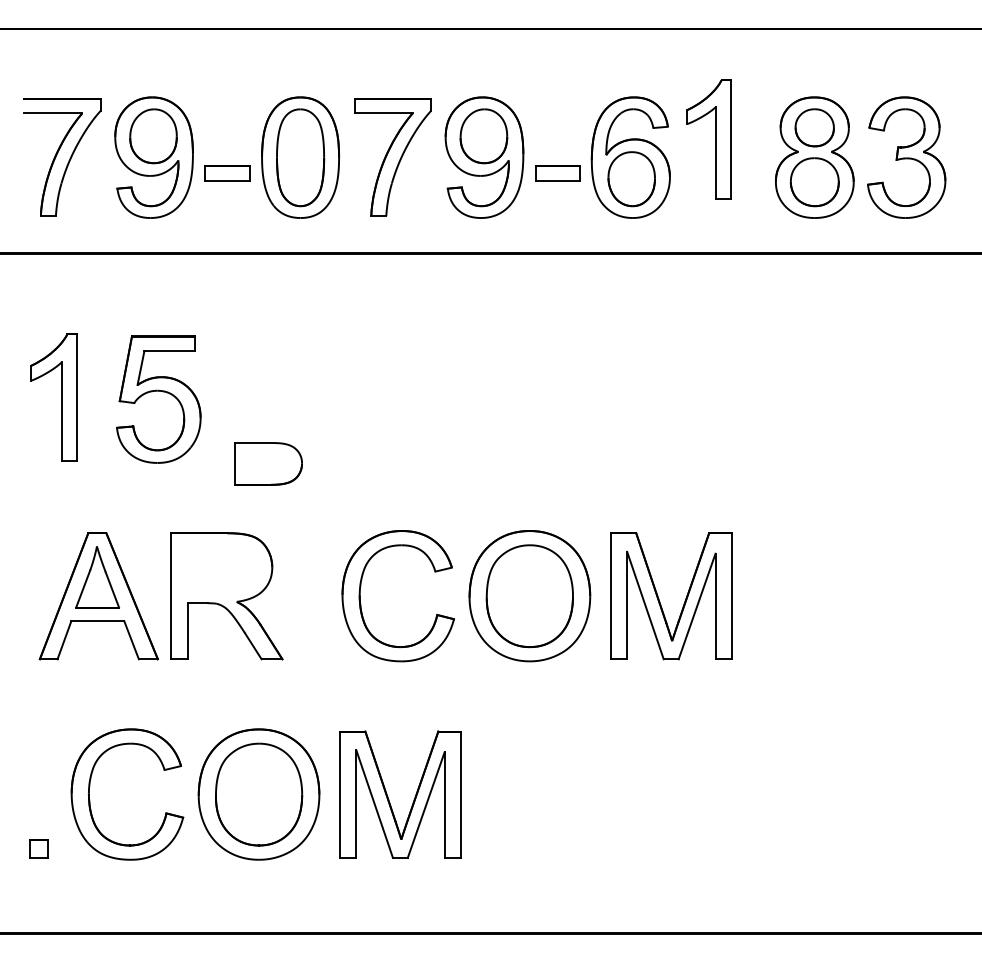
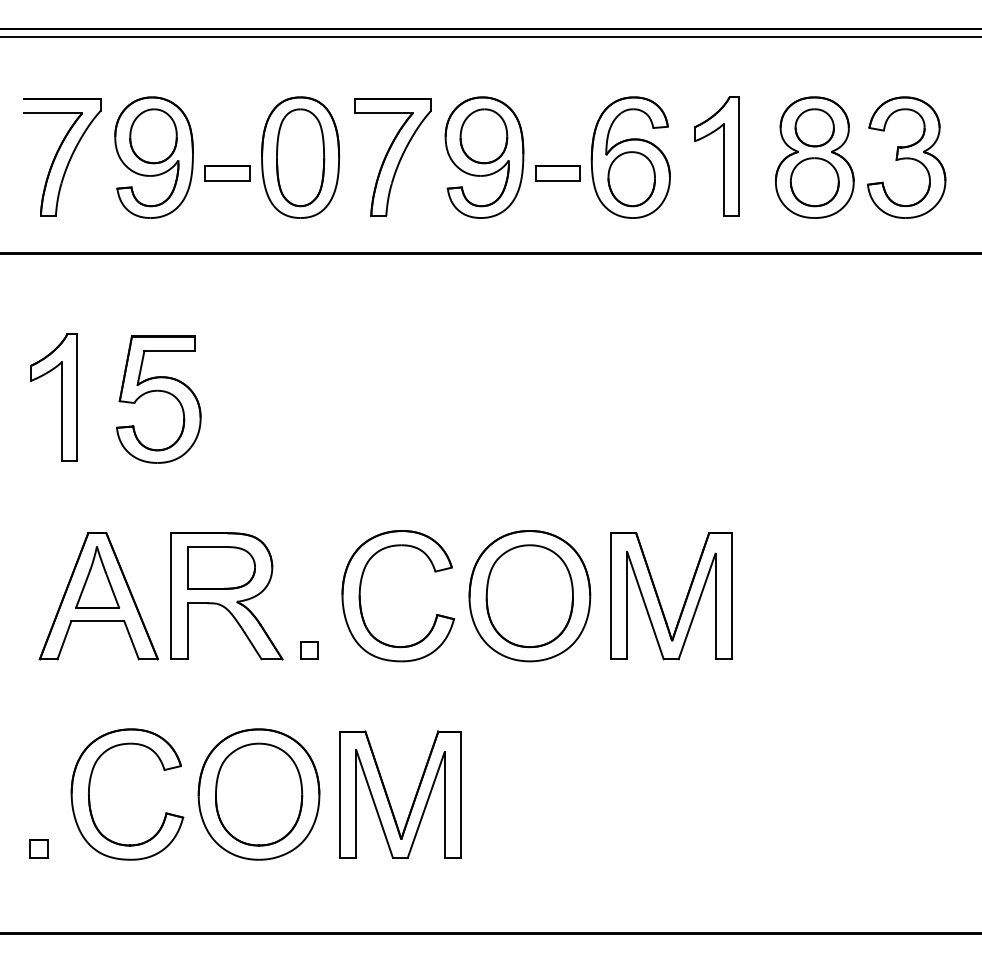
line: none -> present (490, 36)
part position: (715, 139) -> (723, 156) (723, 156)
part position: (268, 463) -> (221, 567) (221, 567)
part: none -> present (309, 650)
